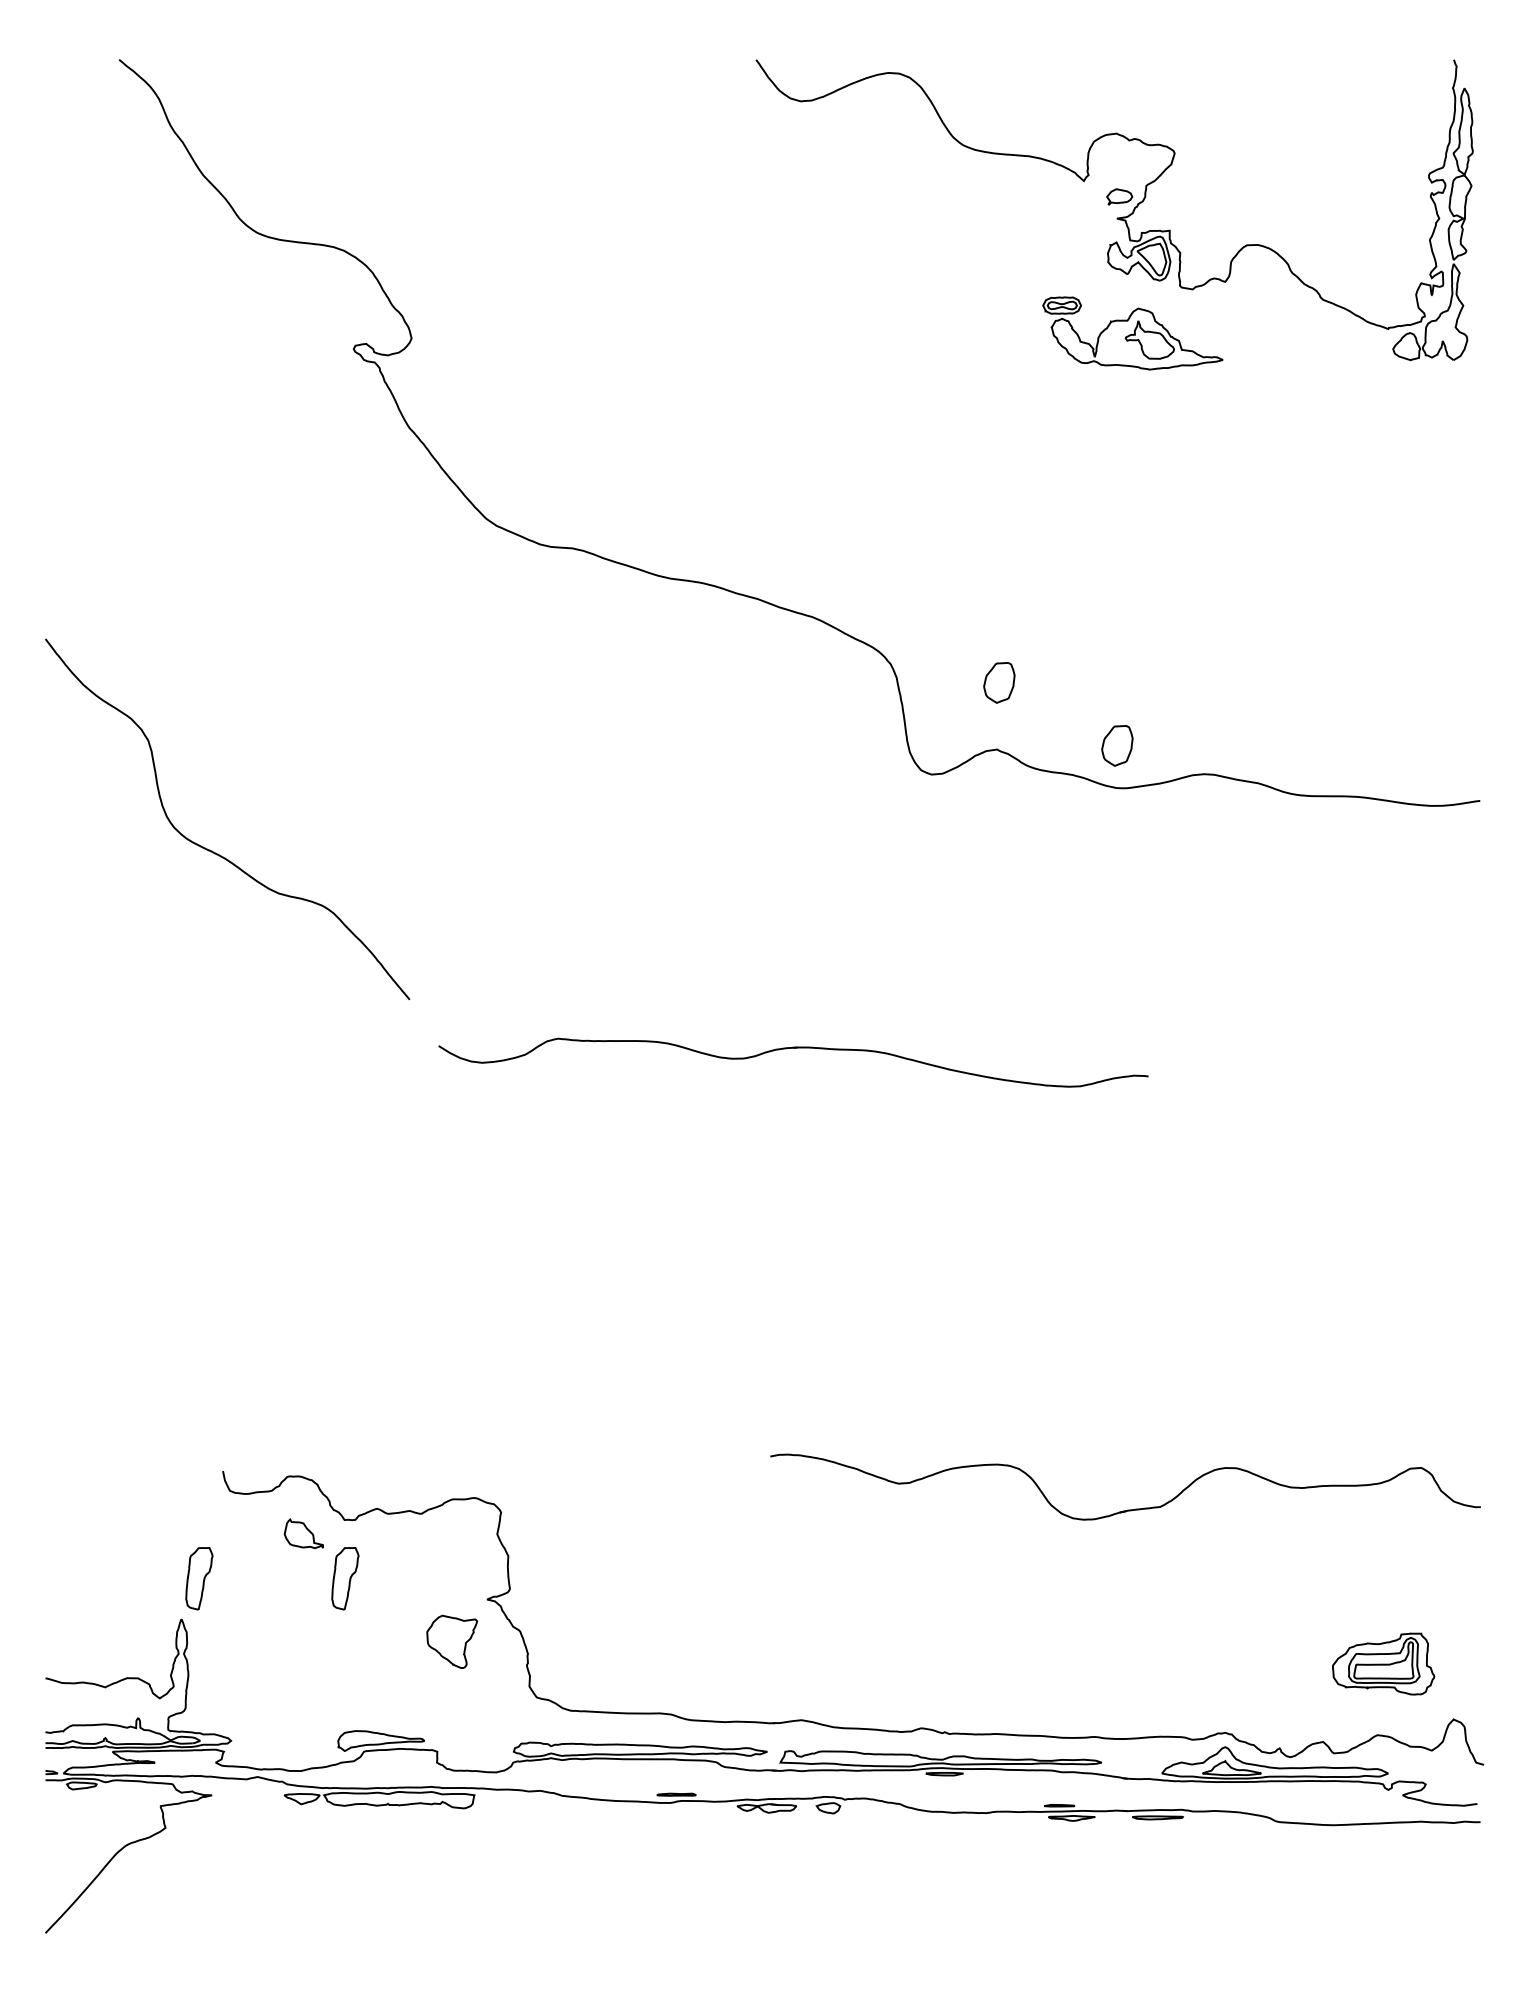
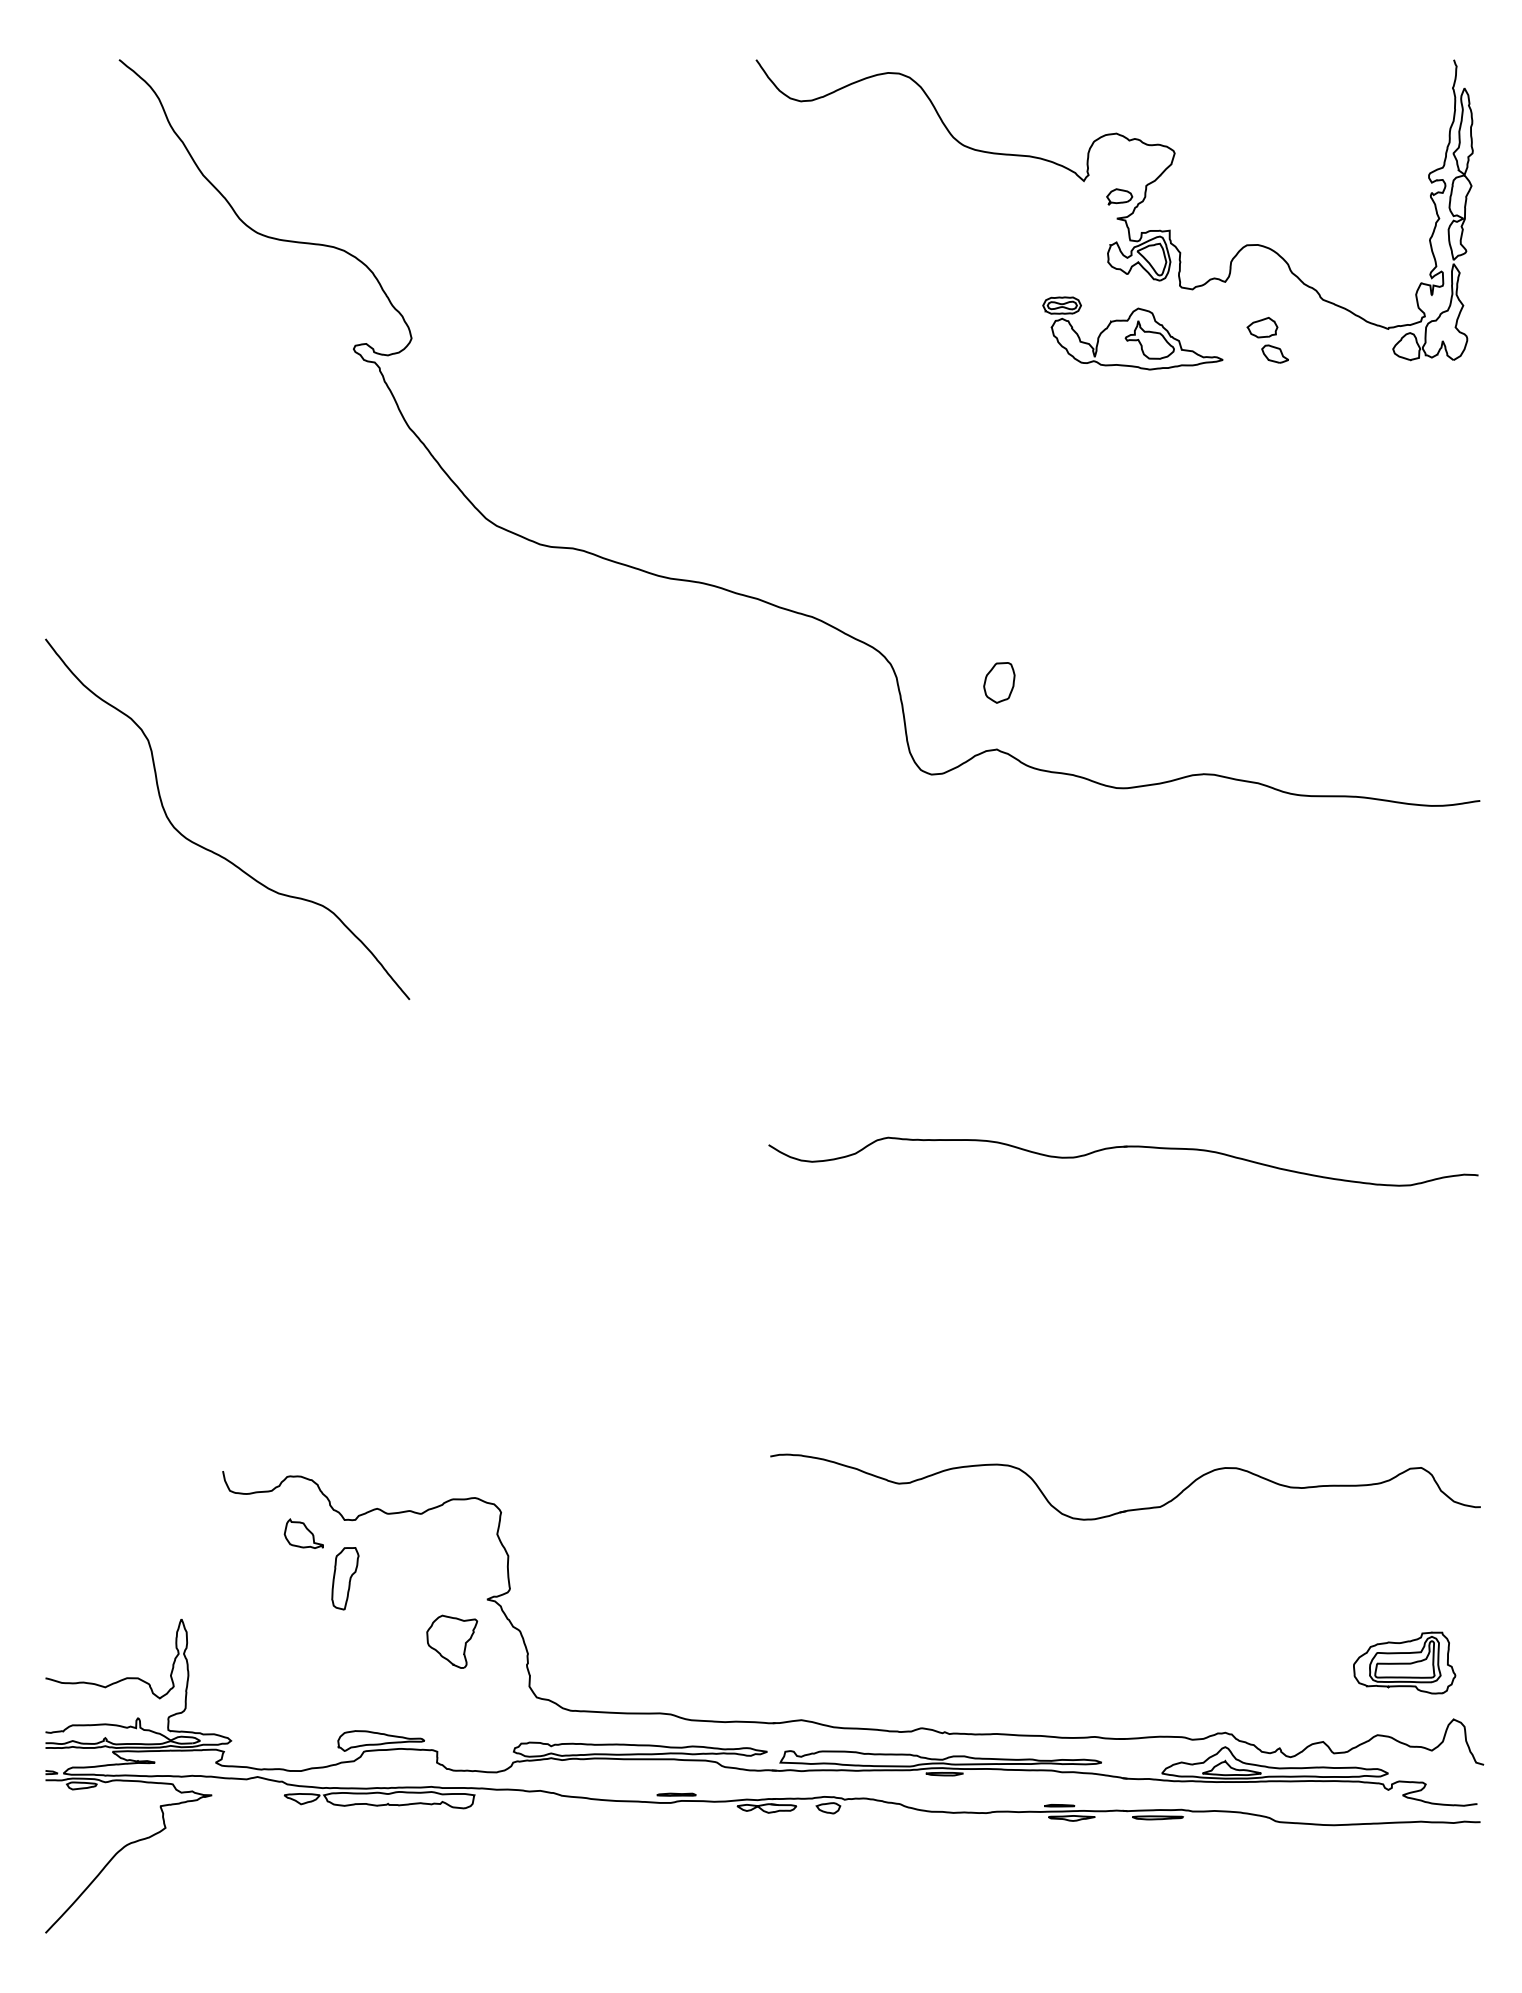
part: none -> present (1267, 340)
part: present -> none (1117, 745)
part position: (793, 1048) -> (1123, 1147) (1123, 1147)
part: present -> none (199, 1578)
part position: (1383, 1663) -> (1404, 1662) (1404, 1662)
